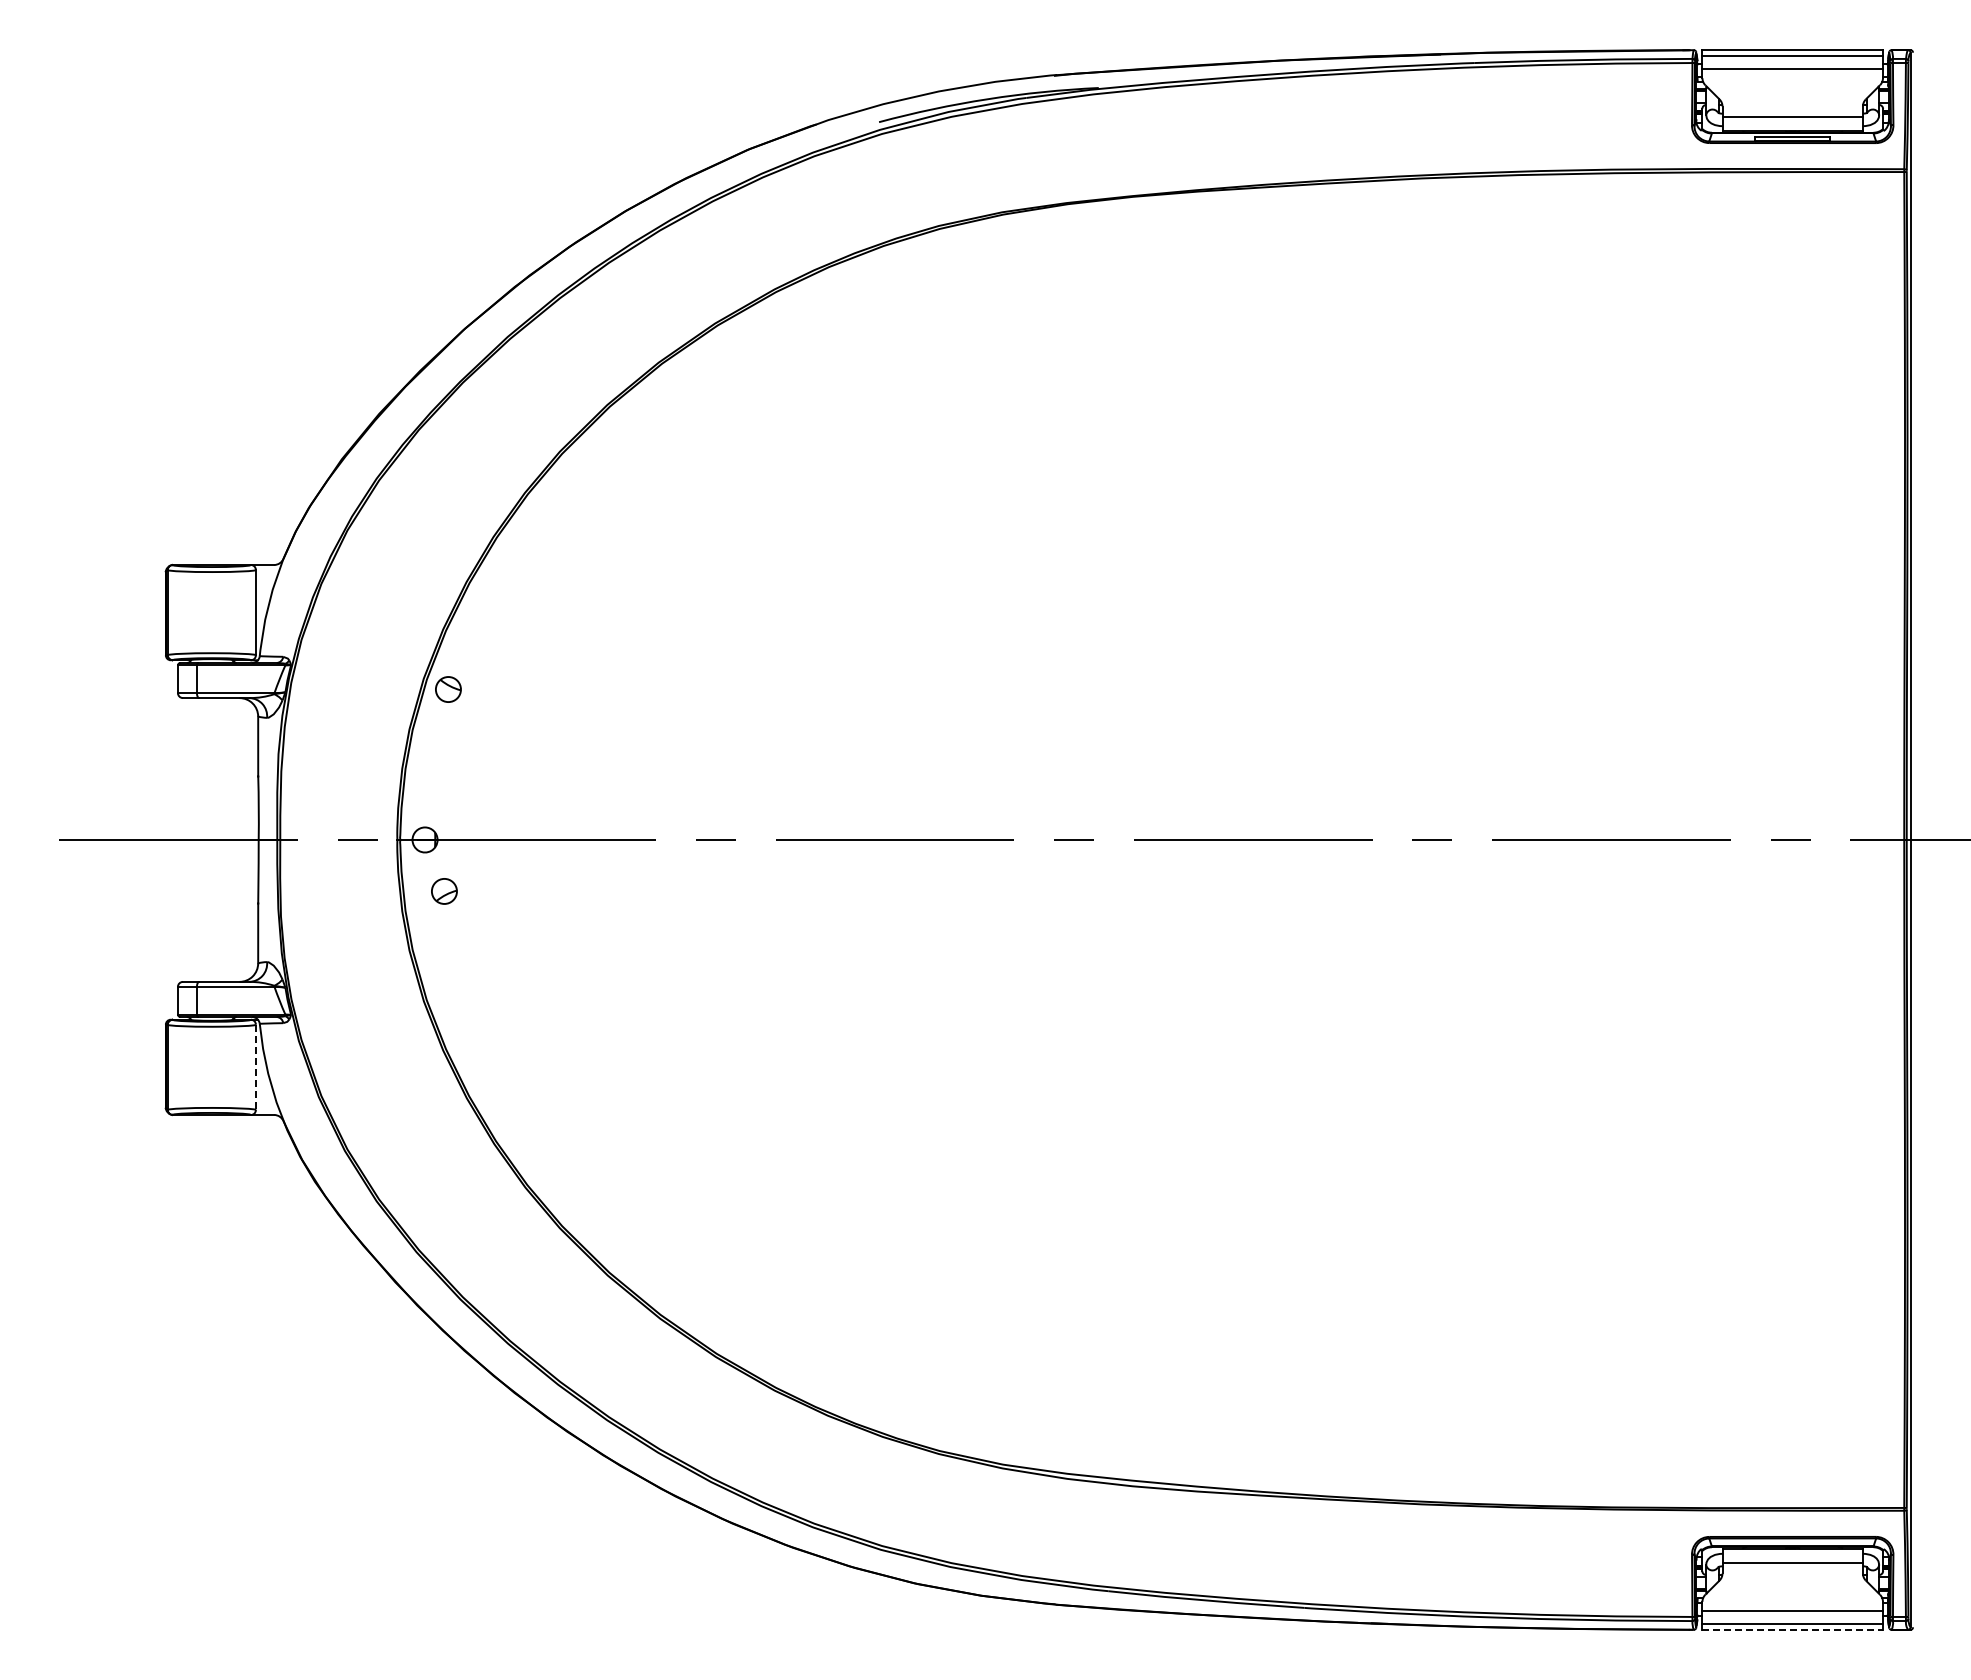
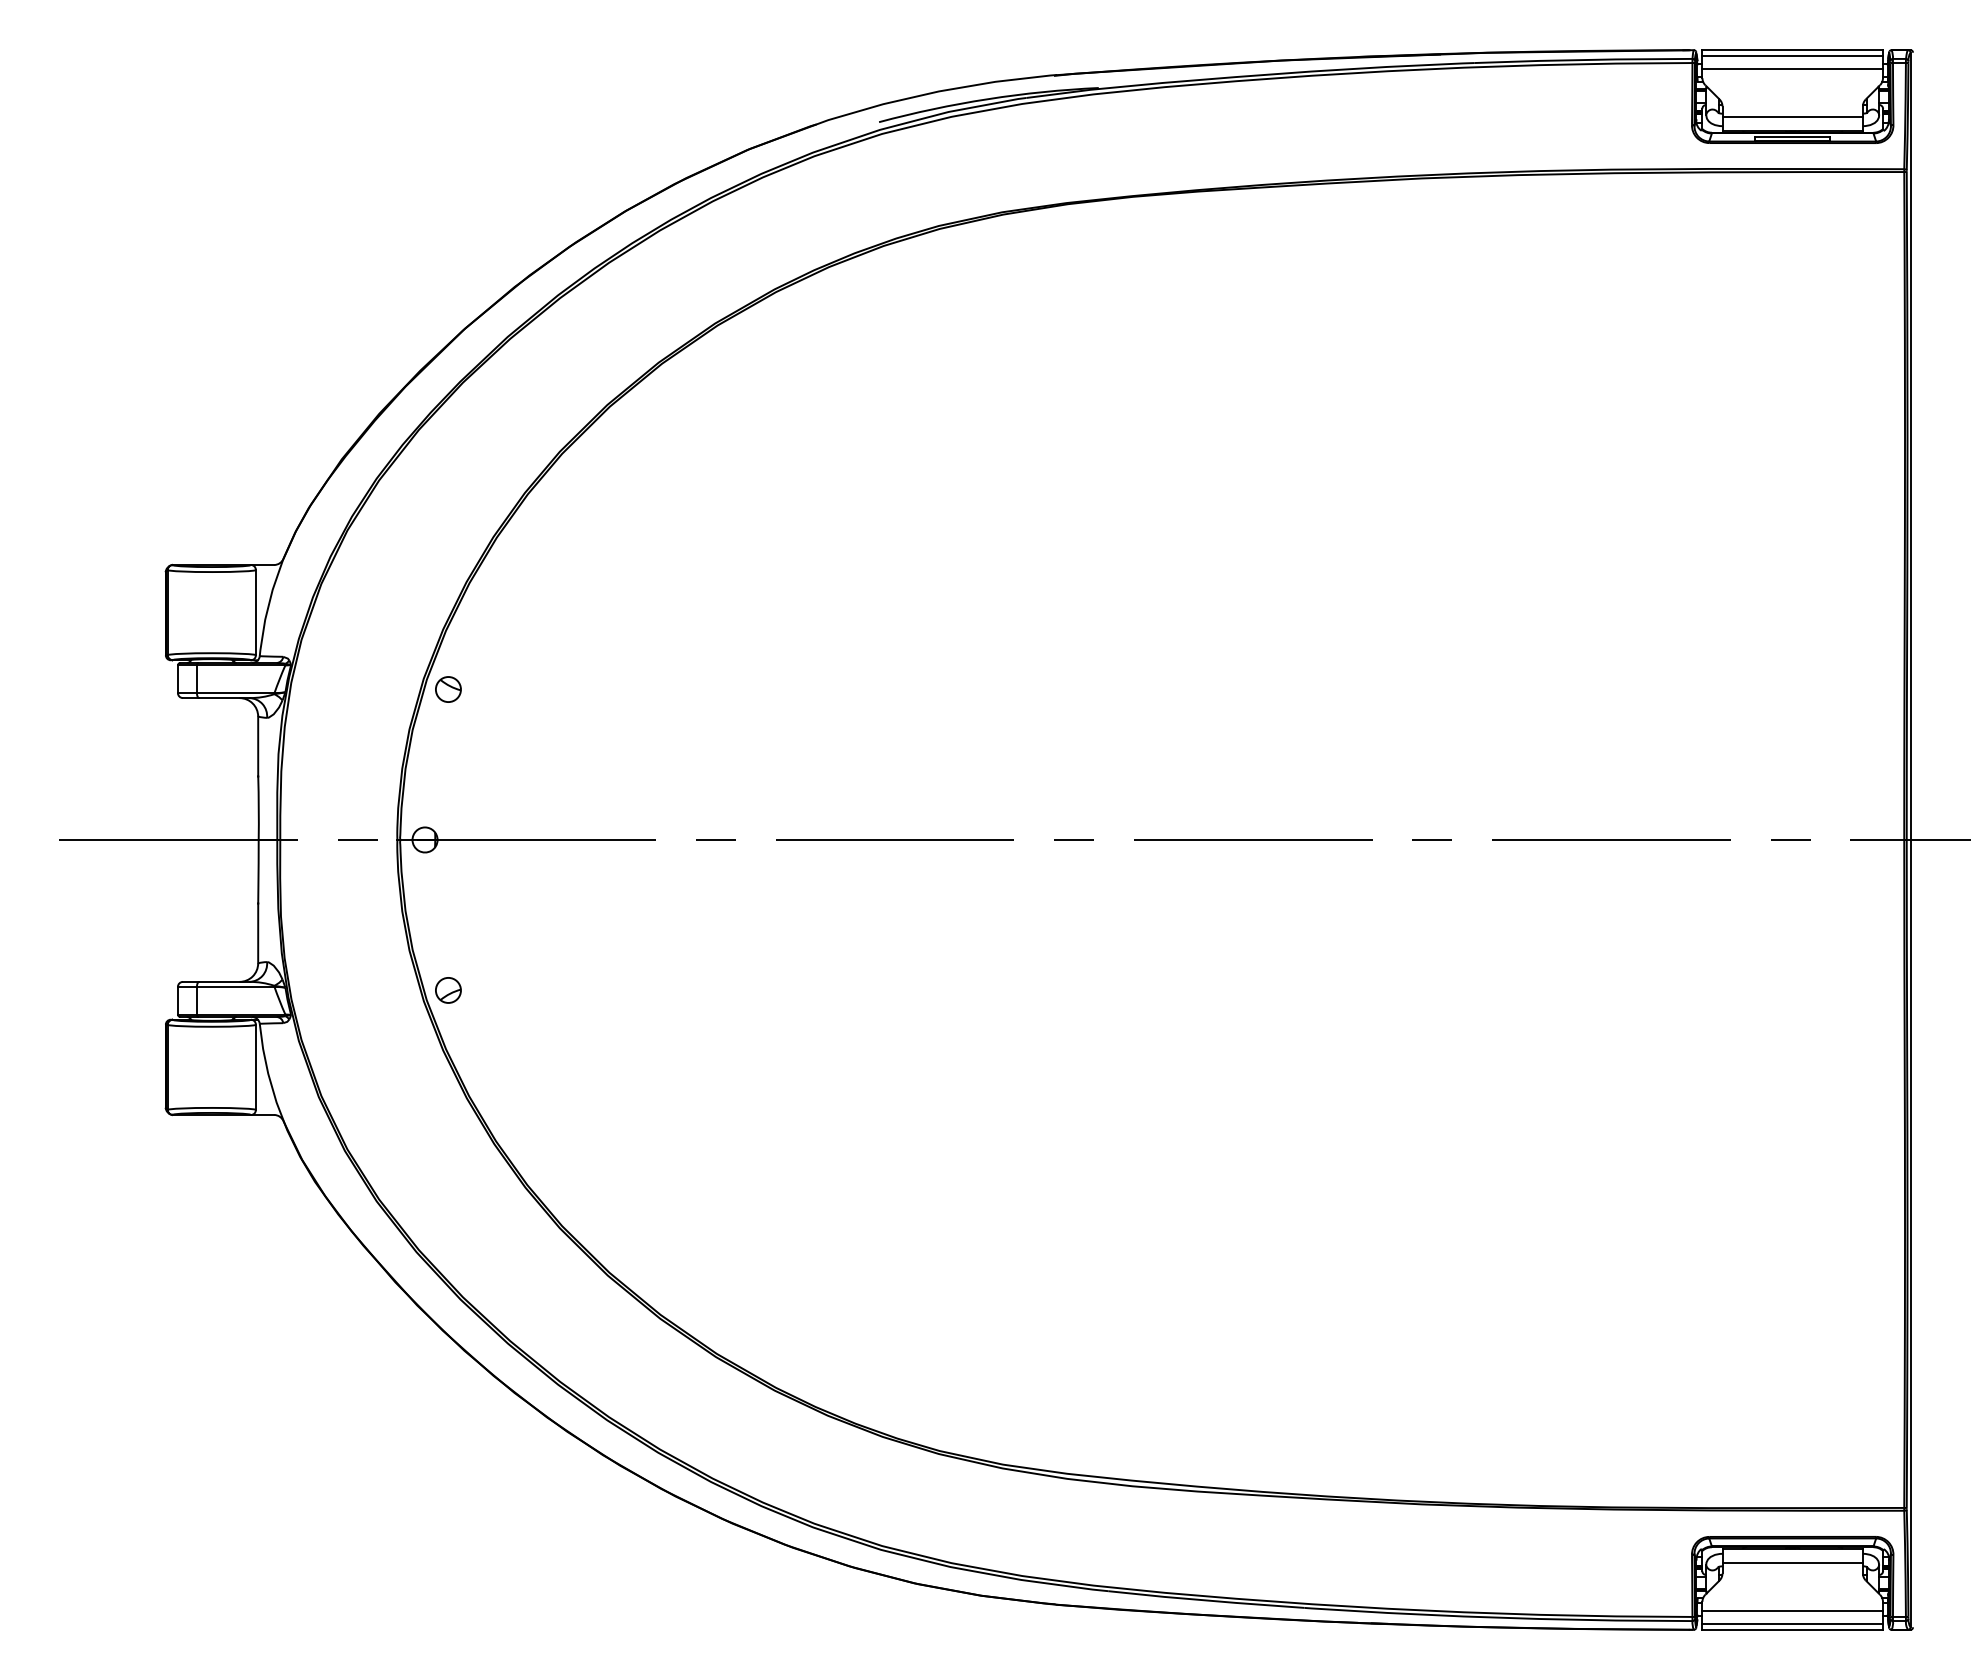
part position: (444, 891) -> (448, 990) (448, 990)
line: dashed -> solid (255, 1067)
line: dashed -> solid (1793, 1629)
